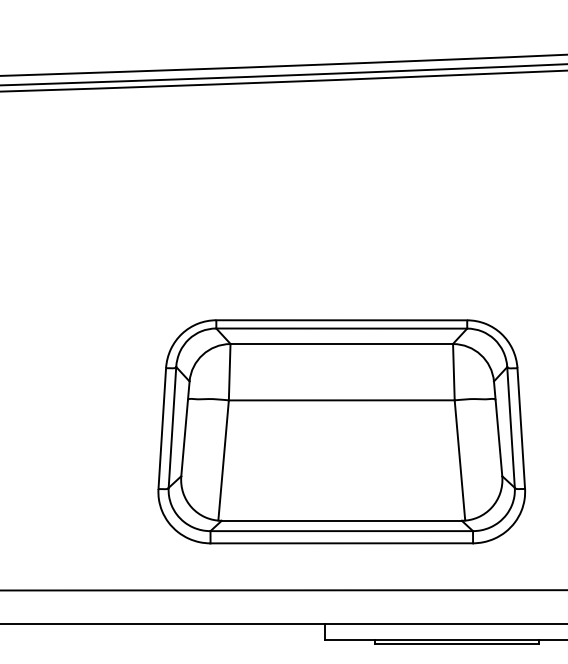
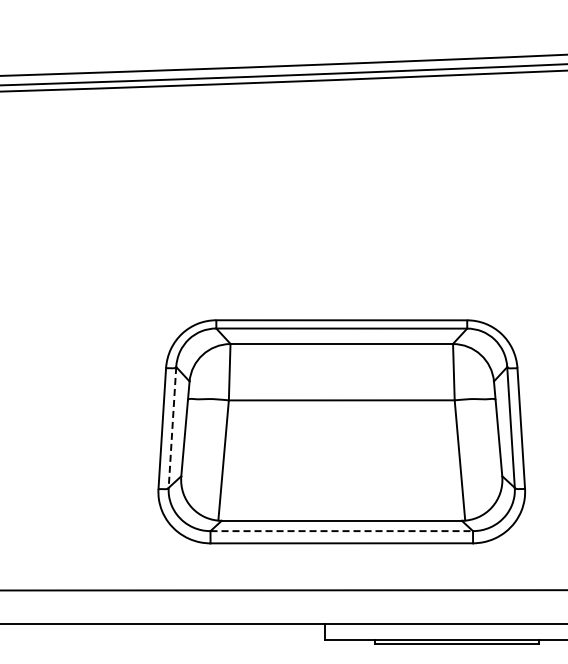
line: solid -> dashed (172, 427)
line: solid -> dashed (342, 531)
